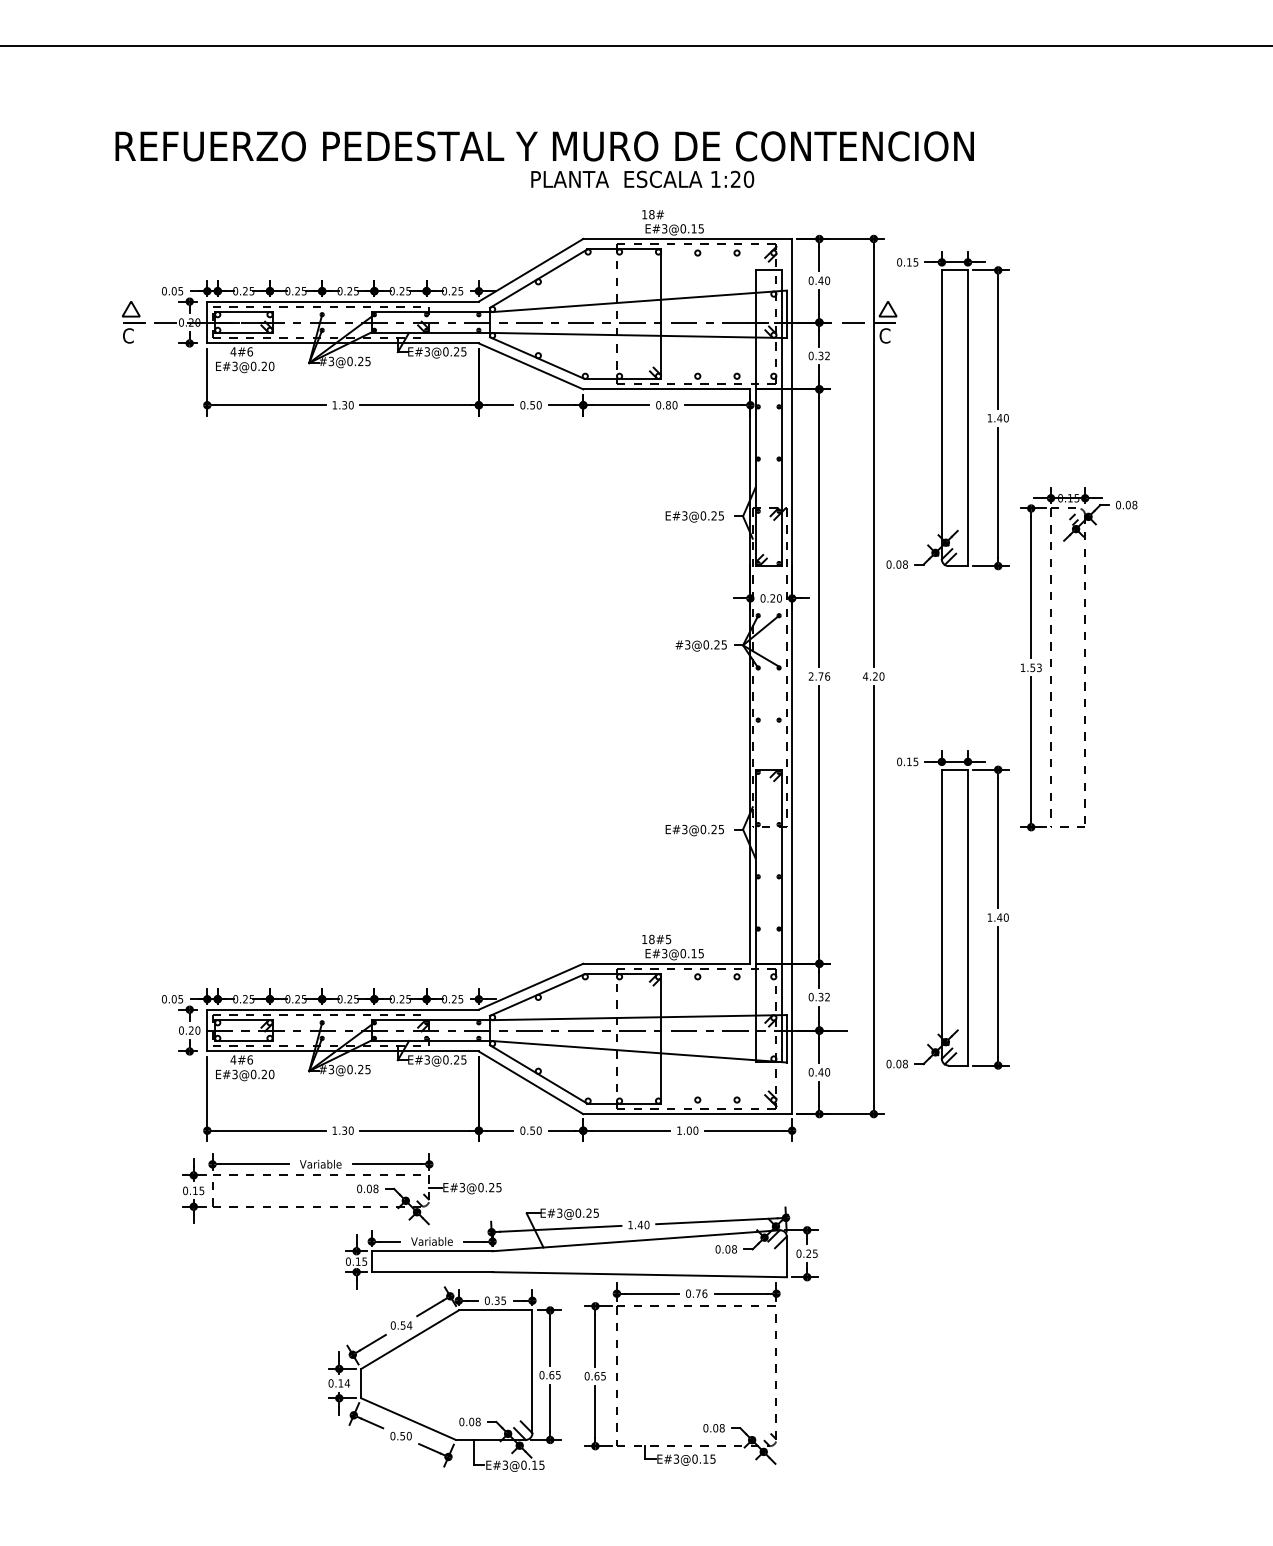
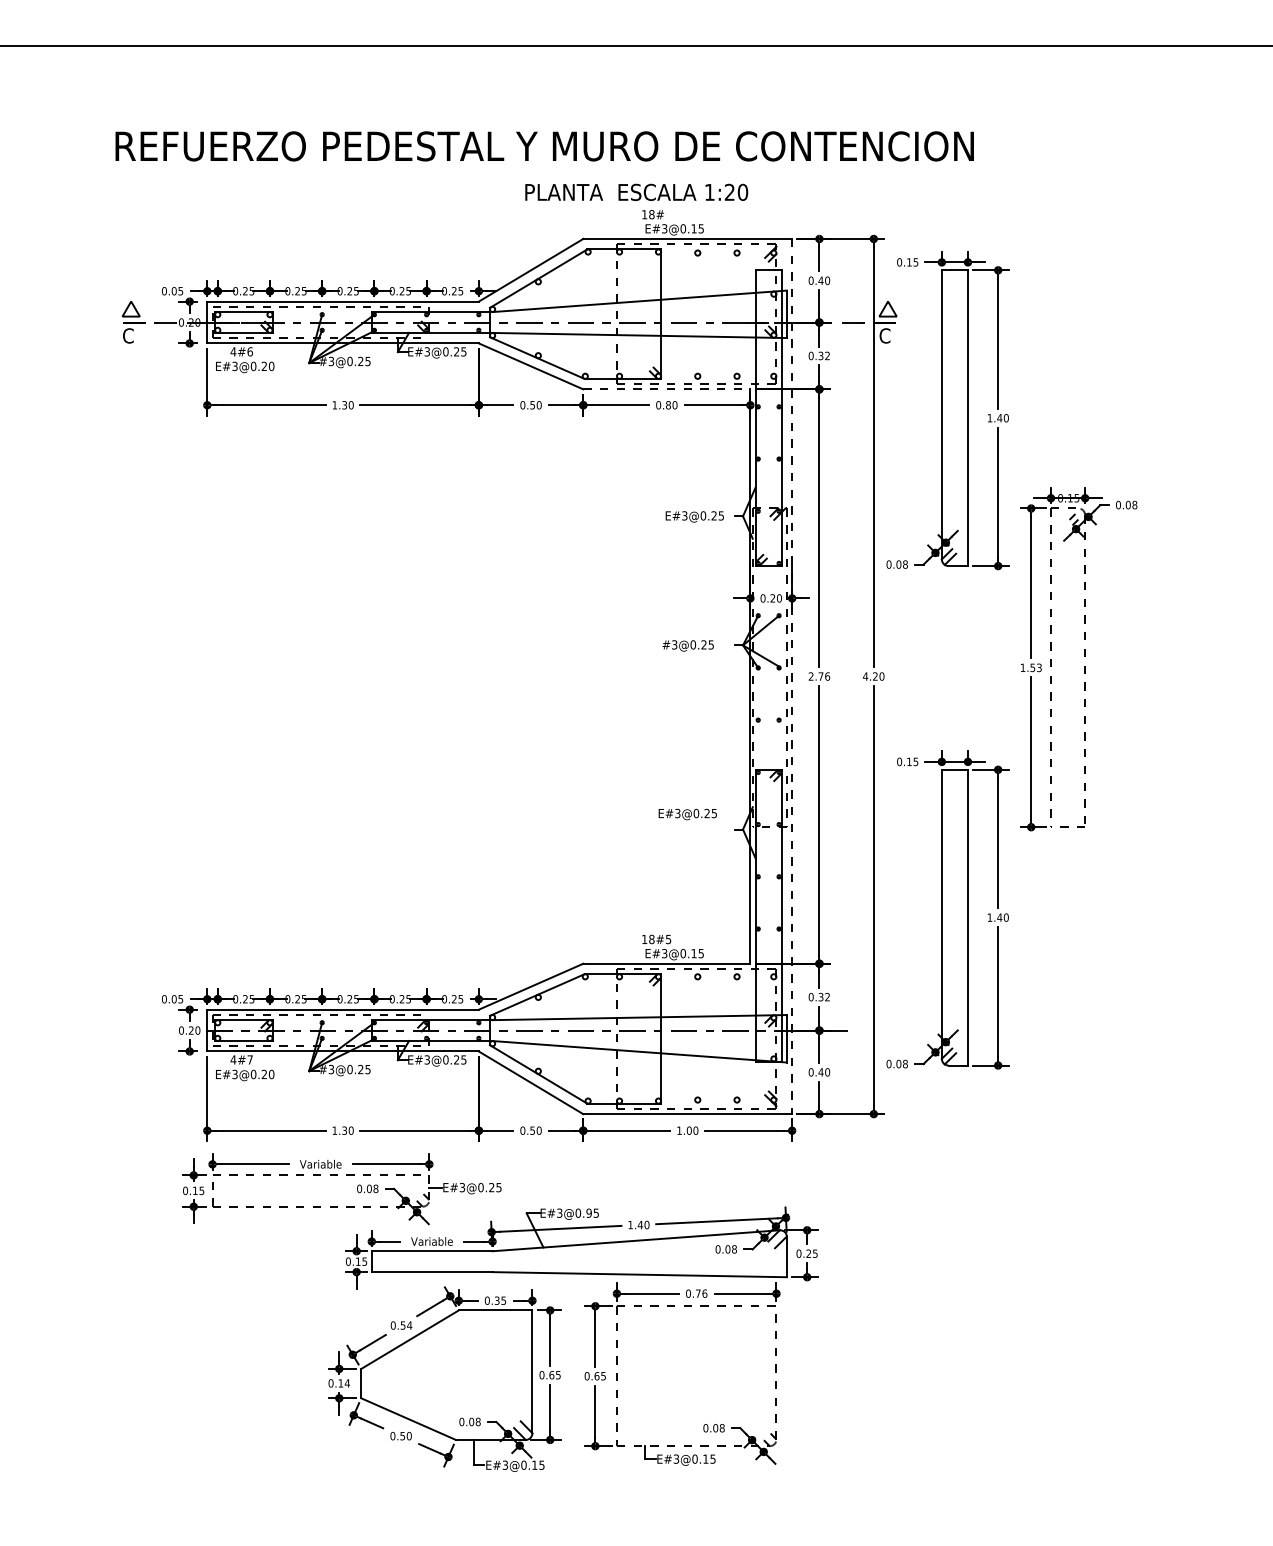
text position: (642, 178) -> (636, 191) (636, 191)
line: solid -> dashed (666, 389)
text position: (700, 645) -> (687, 645) (687, 645)
line: solid -> dashed (792, 676)
text position: (694, 830) -> (687, 814) (687, 814)
text: 4#6 -> 4#7 (250, 1059)
text: E#3@0.25 -> E#3@0.95 (588, 1212)
